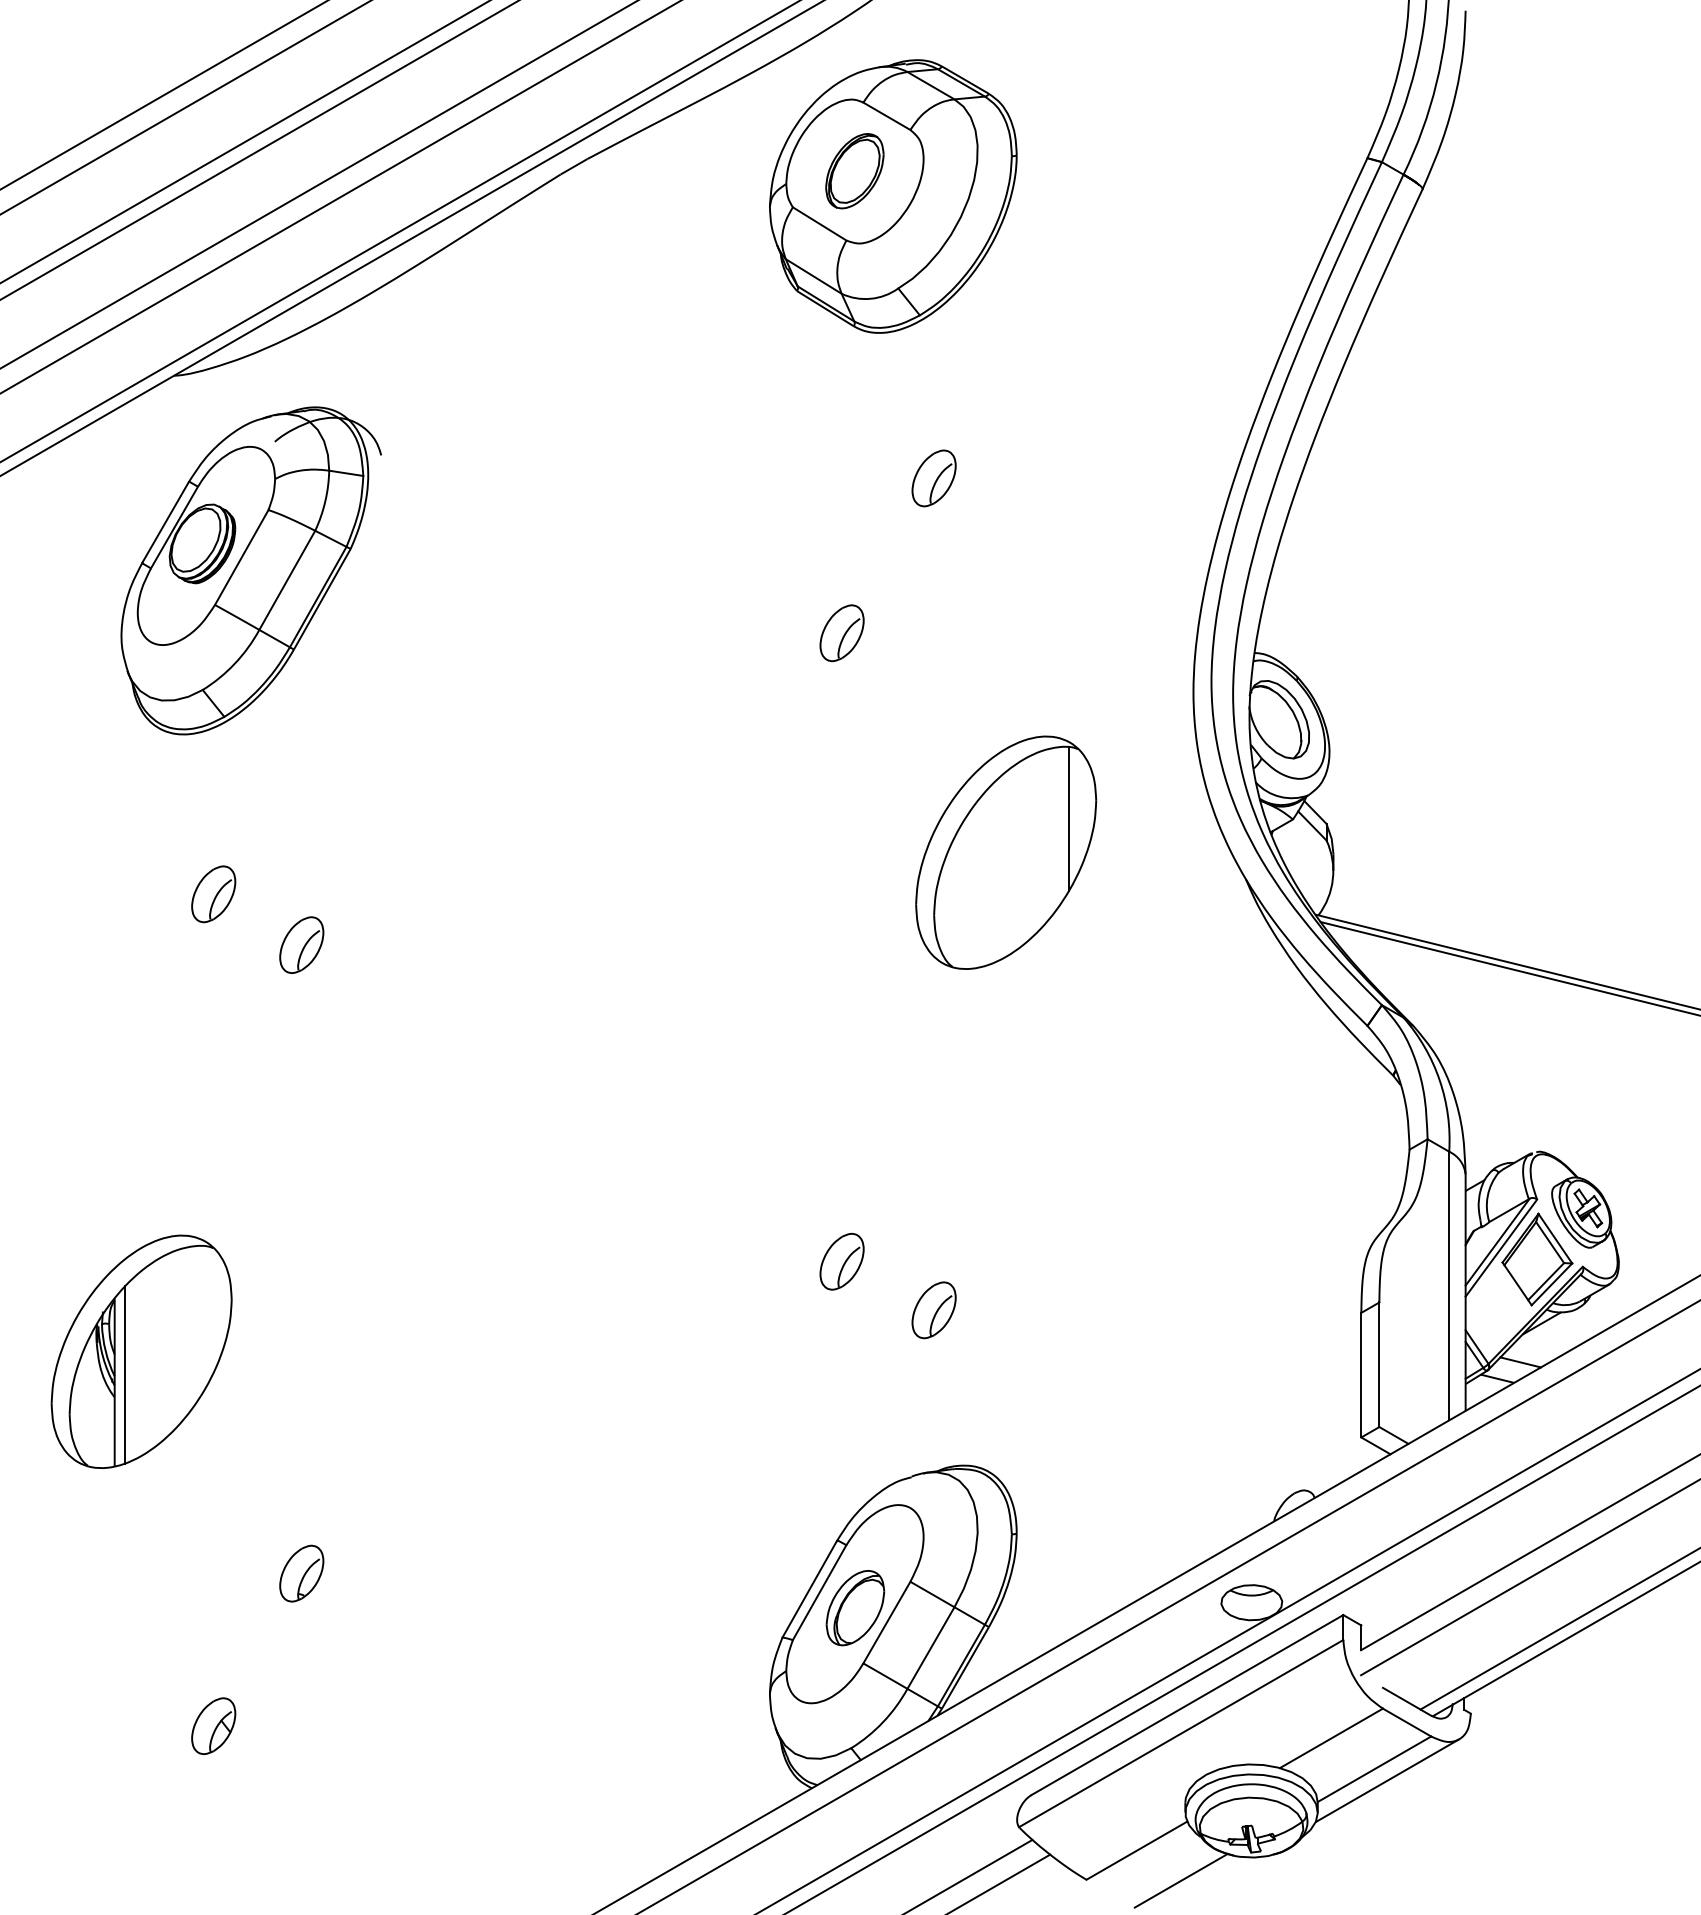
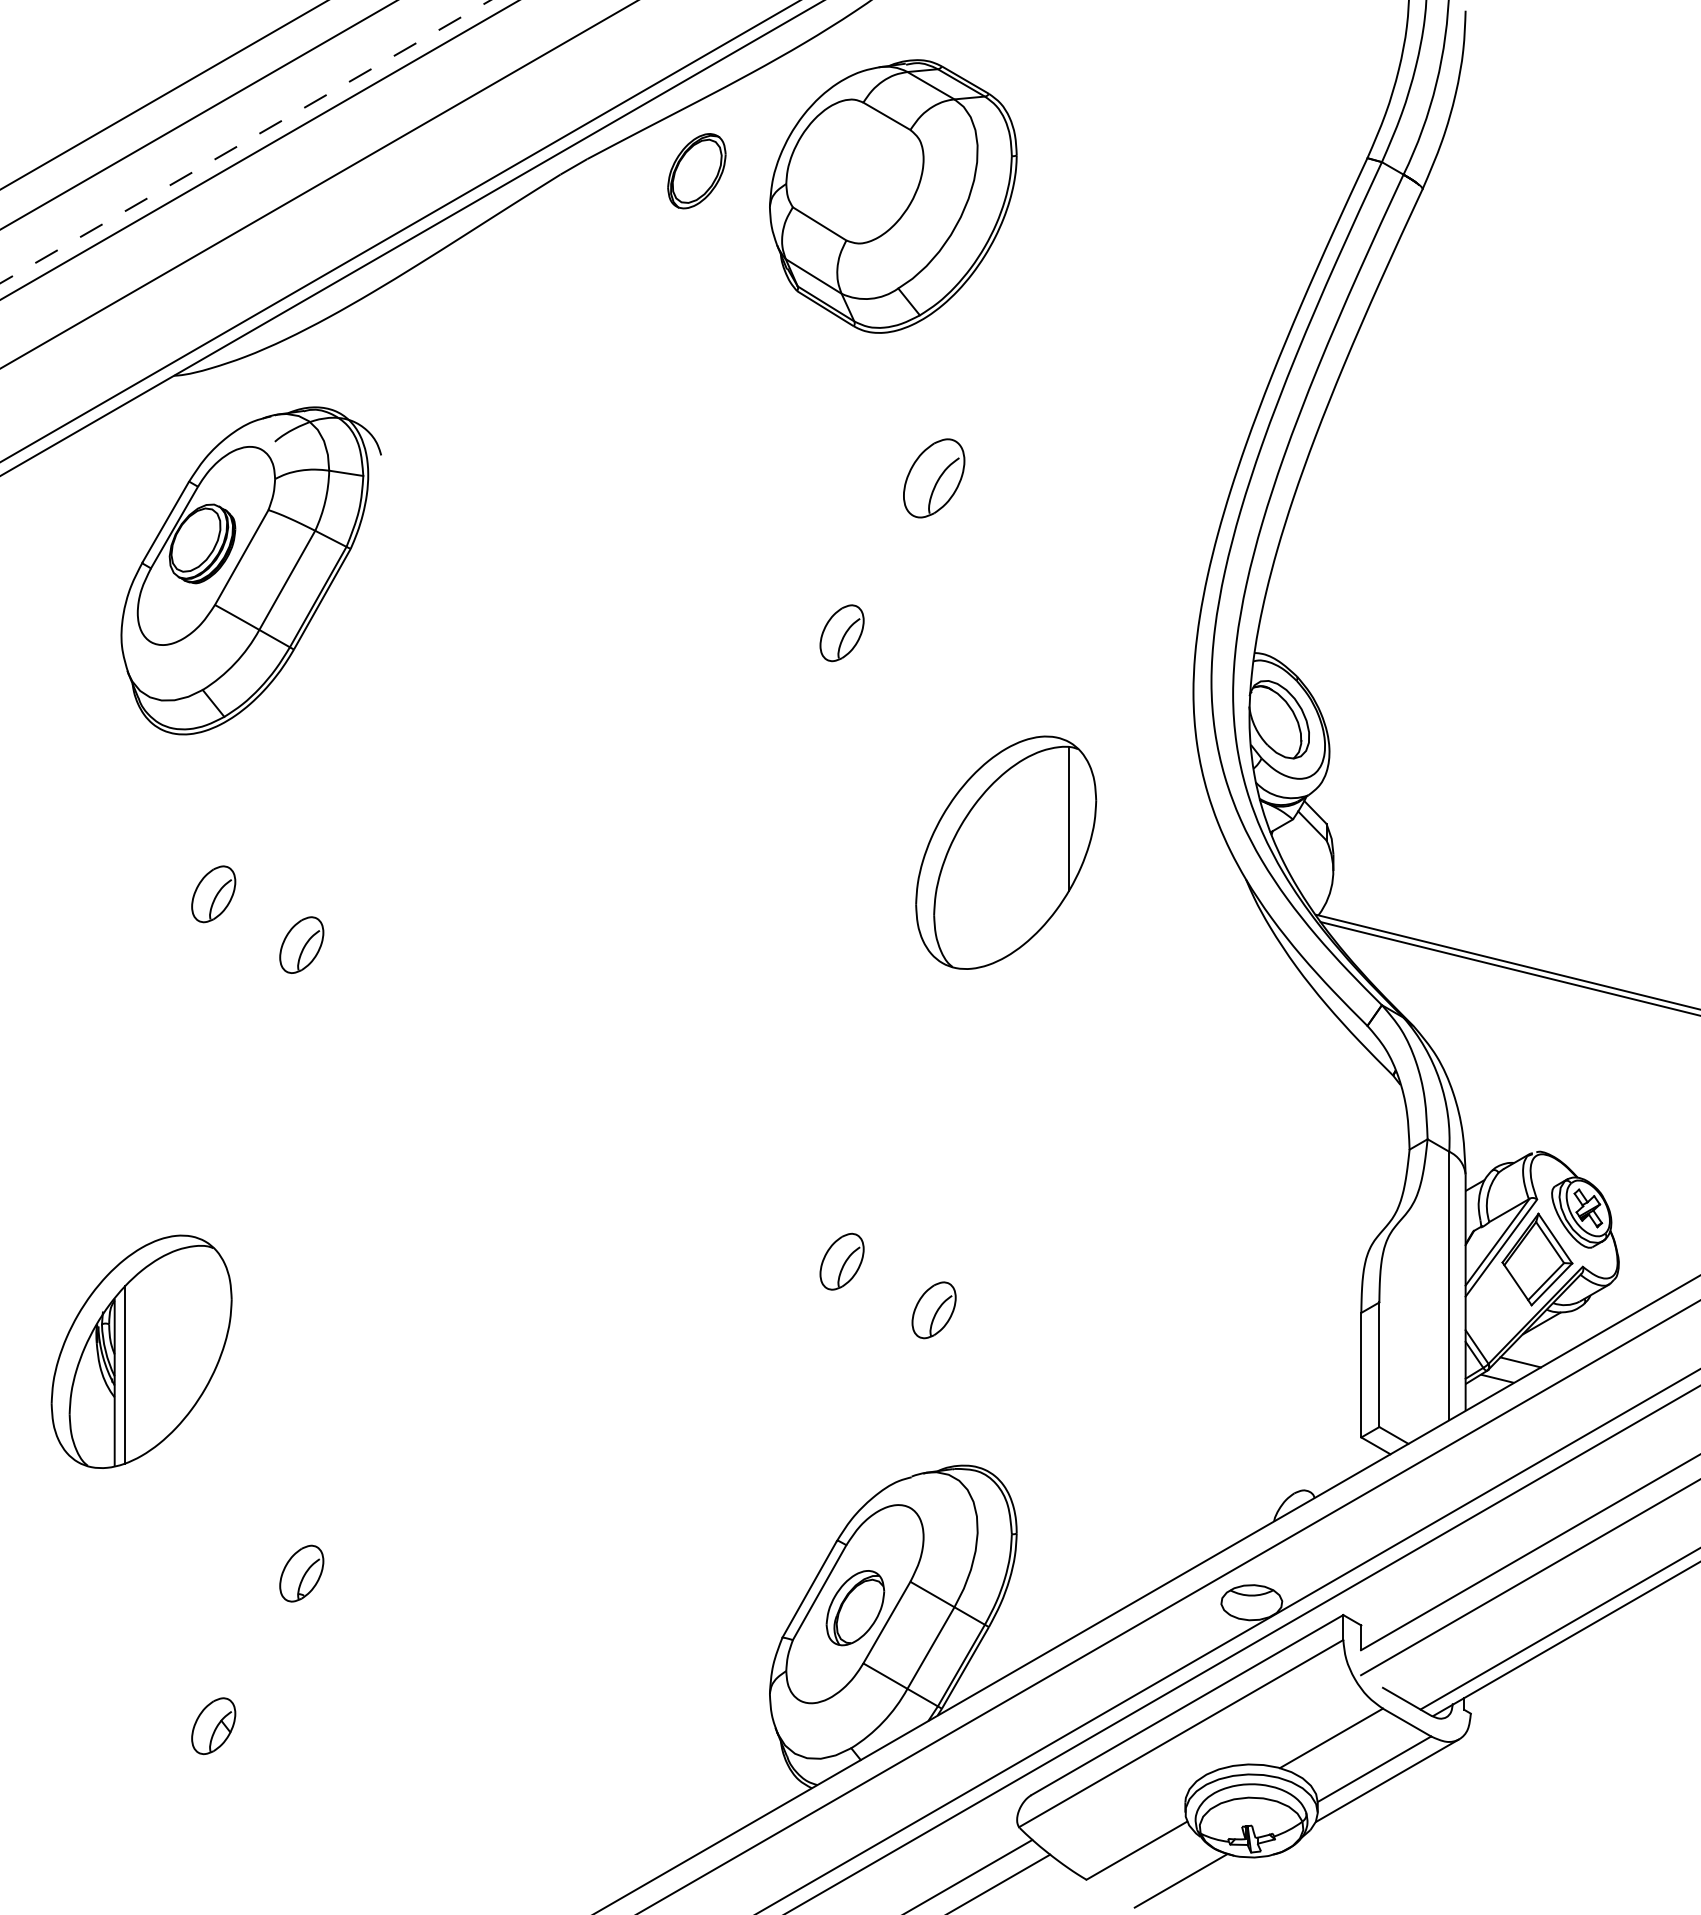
line position: (185, 107) -> (198, 115) (198, 115)
line: solid -> dashed (245, 142)
part position: (854, 171) -> (696, 171) (696, 171)
line: present -> none (340, 197)
part size: 46x59 px -> 63x81 px (934, 478)
